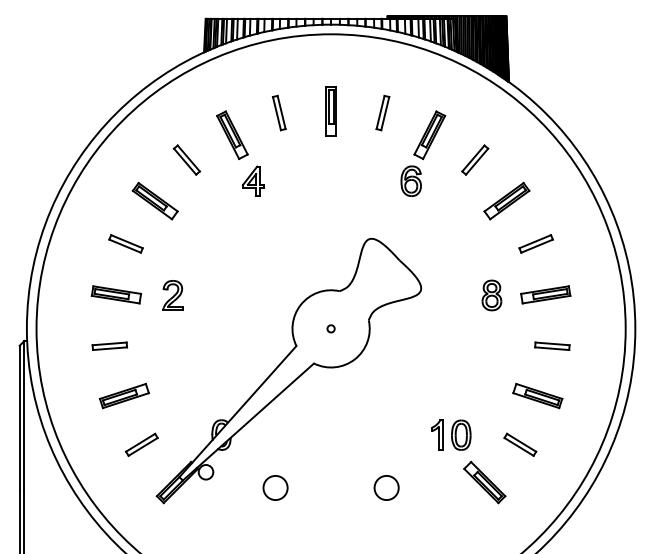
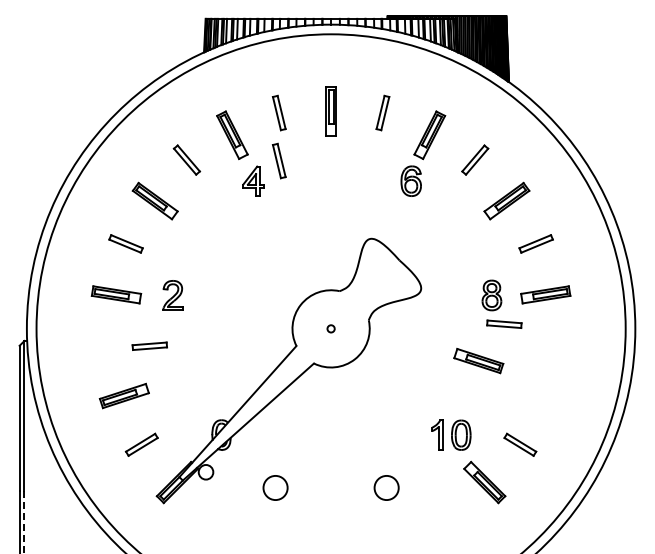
part: none -> present (278, 160)
part position: (109, 345) -> (149, 345) (149, 345)
part position: (552, 345) -> (504, 323) (504, 323)
part position: (537, 396) -> (478, 361) (478, 361)
line: solid -> dashed (24, 522)
